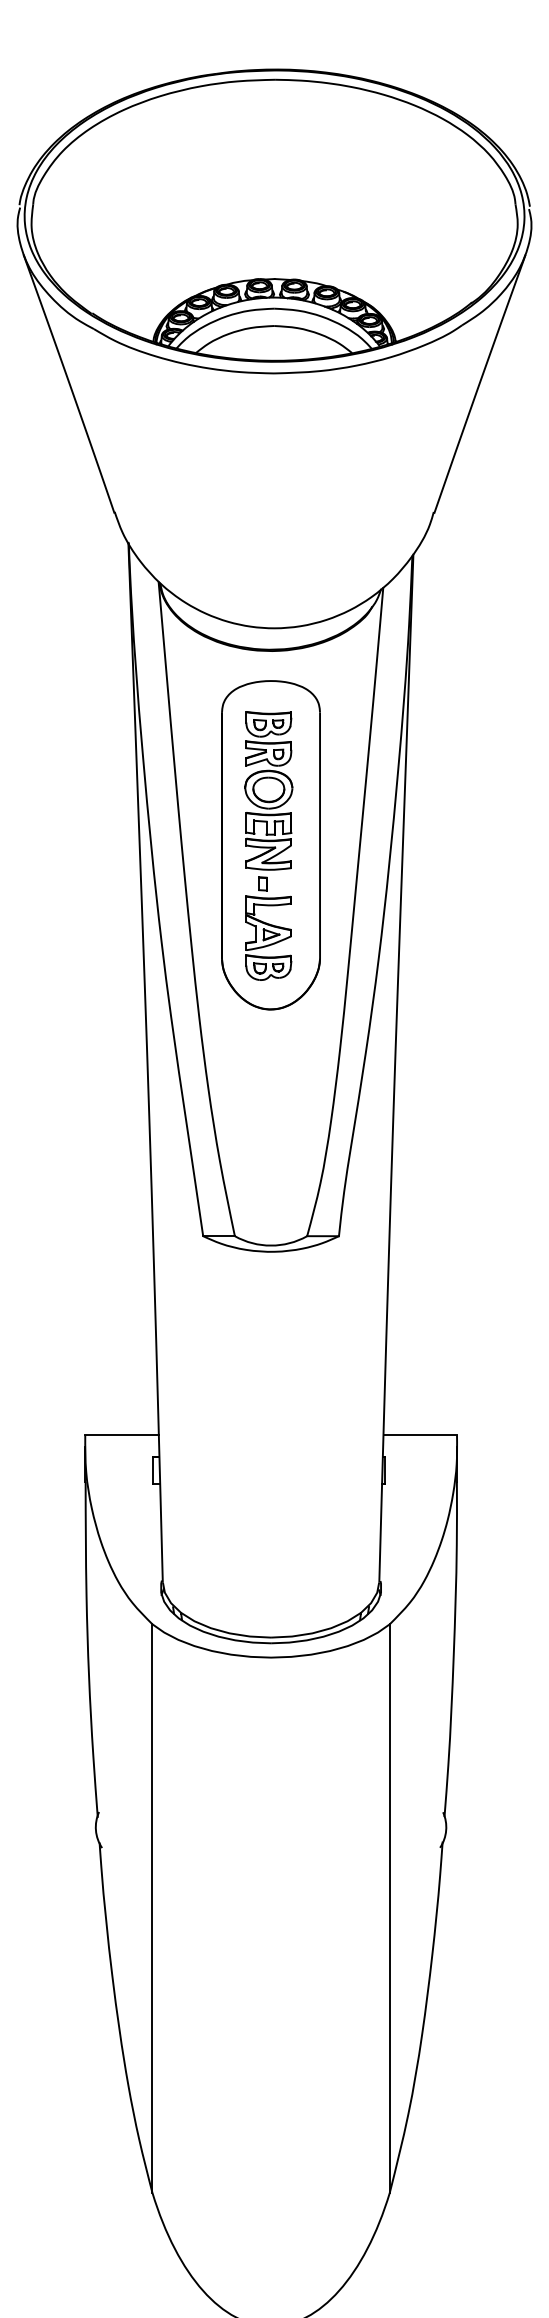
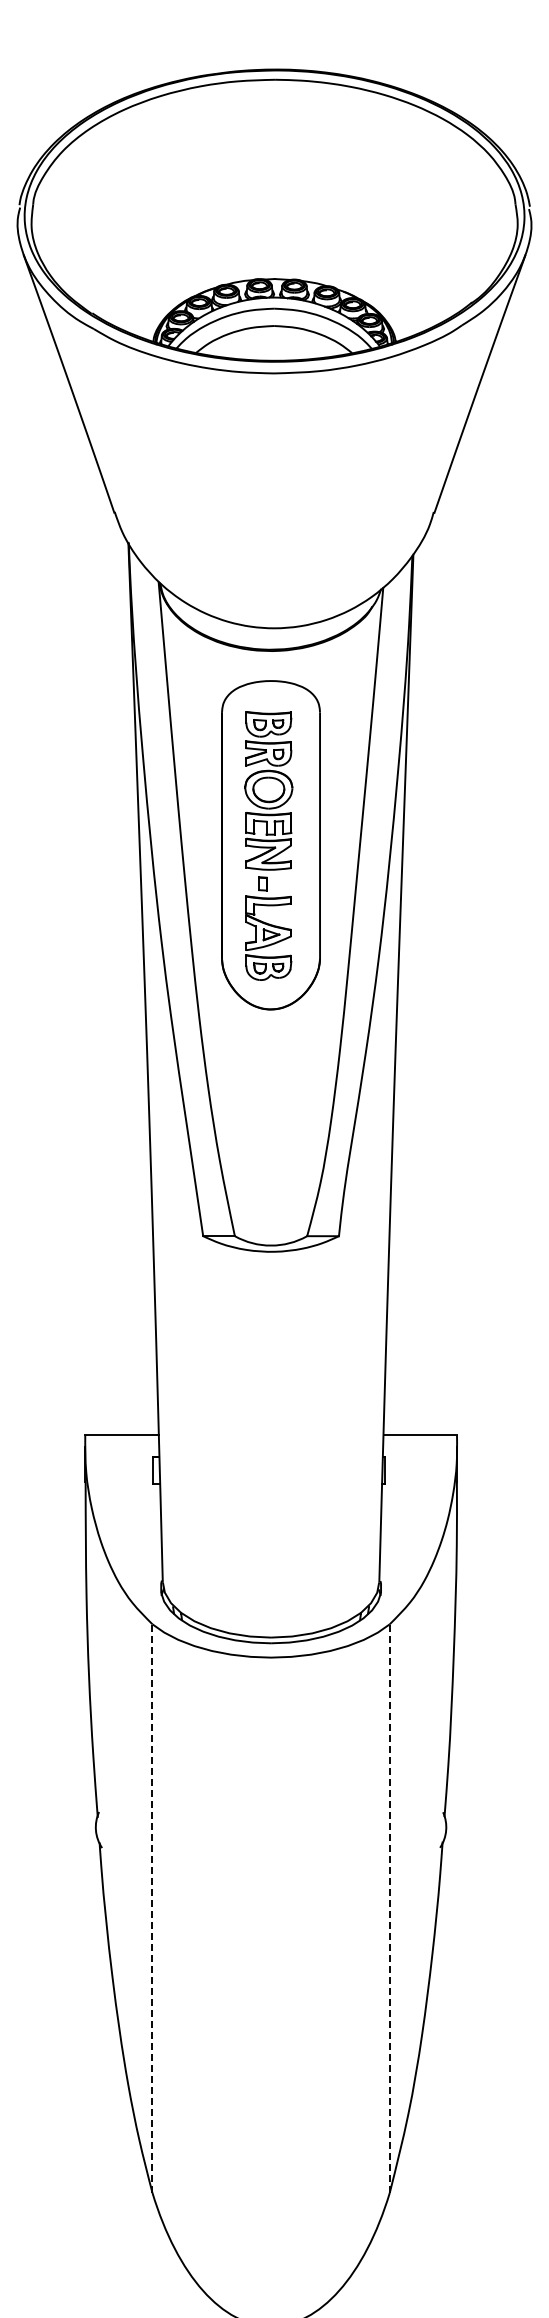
line: solid -> dashed (152, 1908)
line: solid -> dashed (389, 1908)
